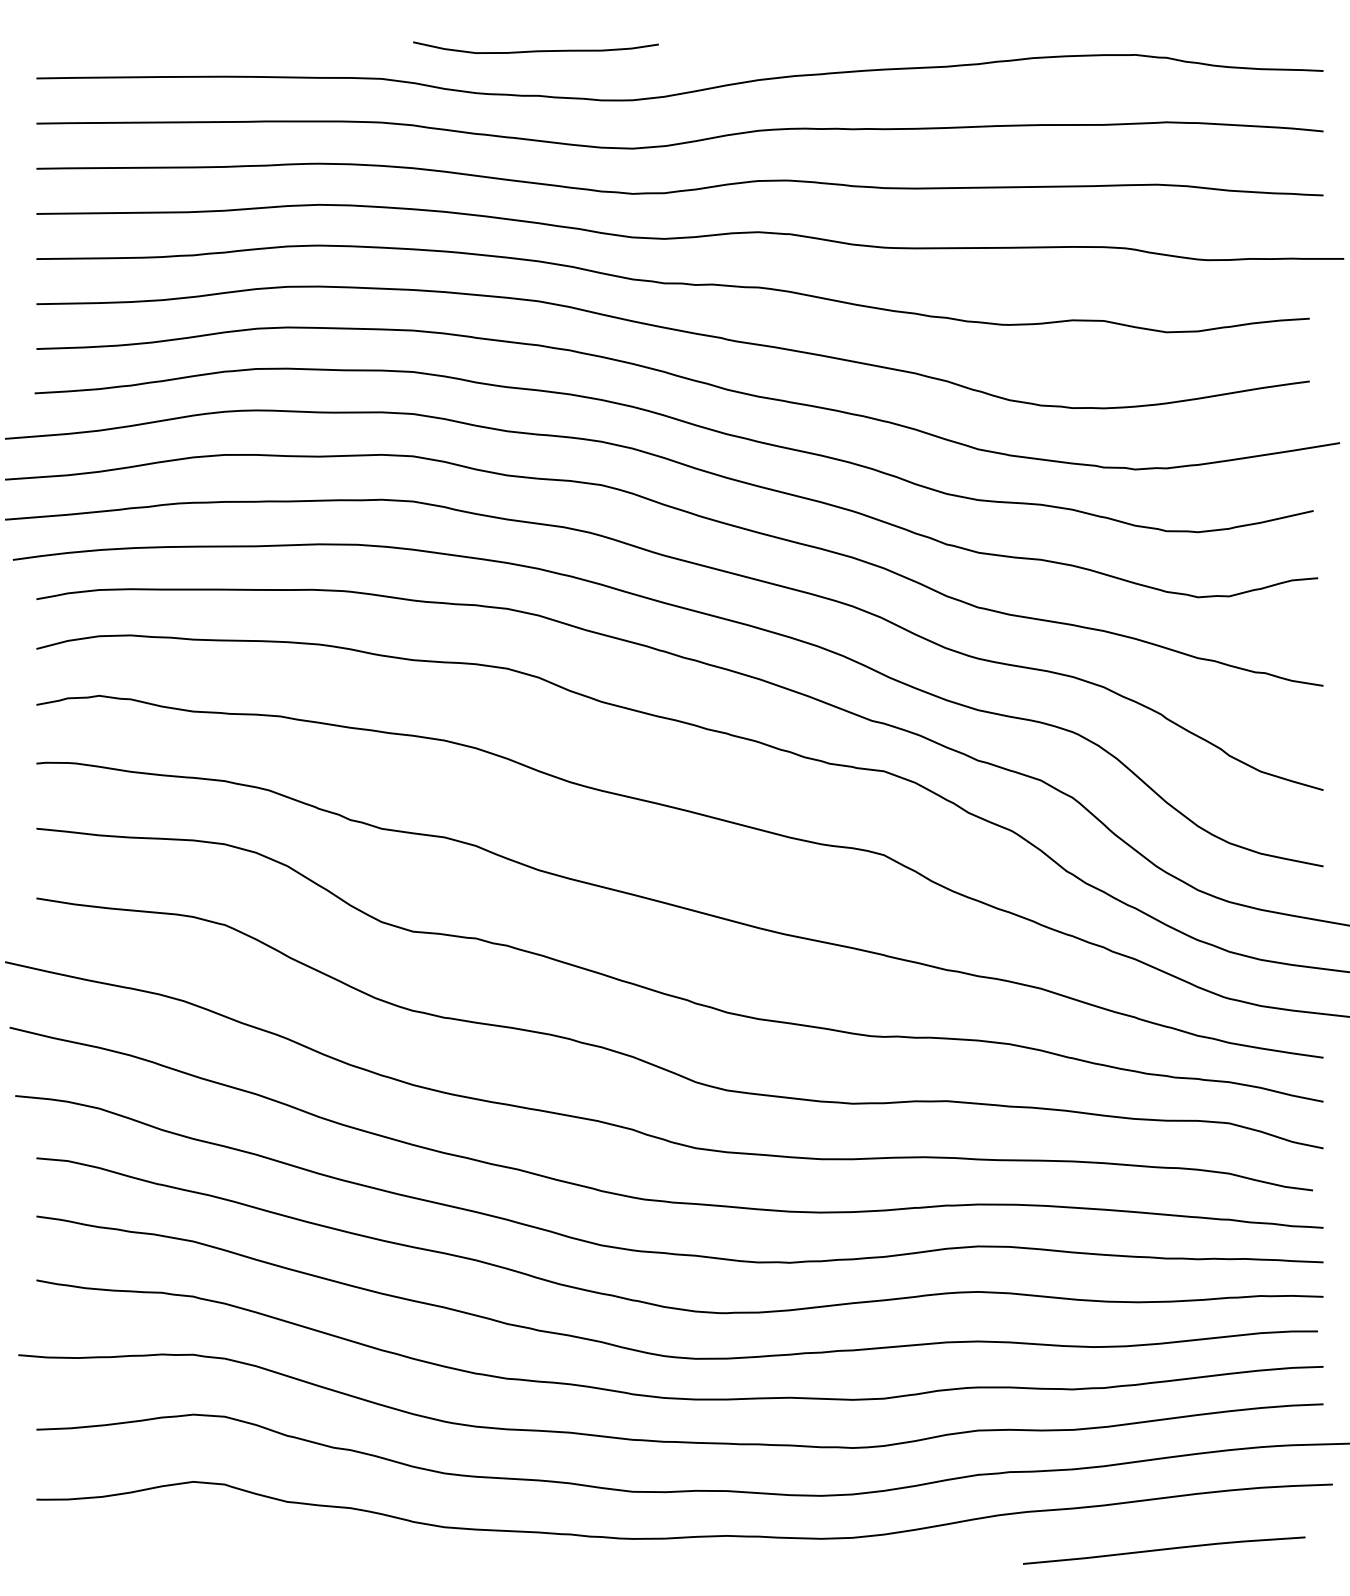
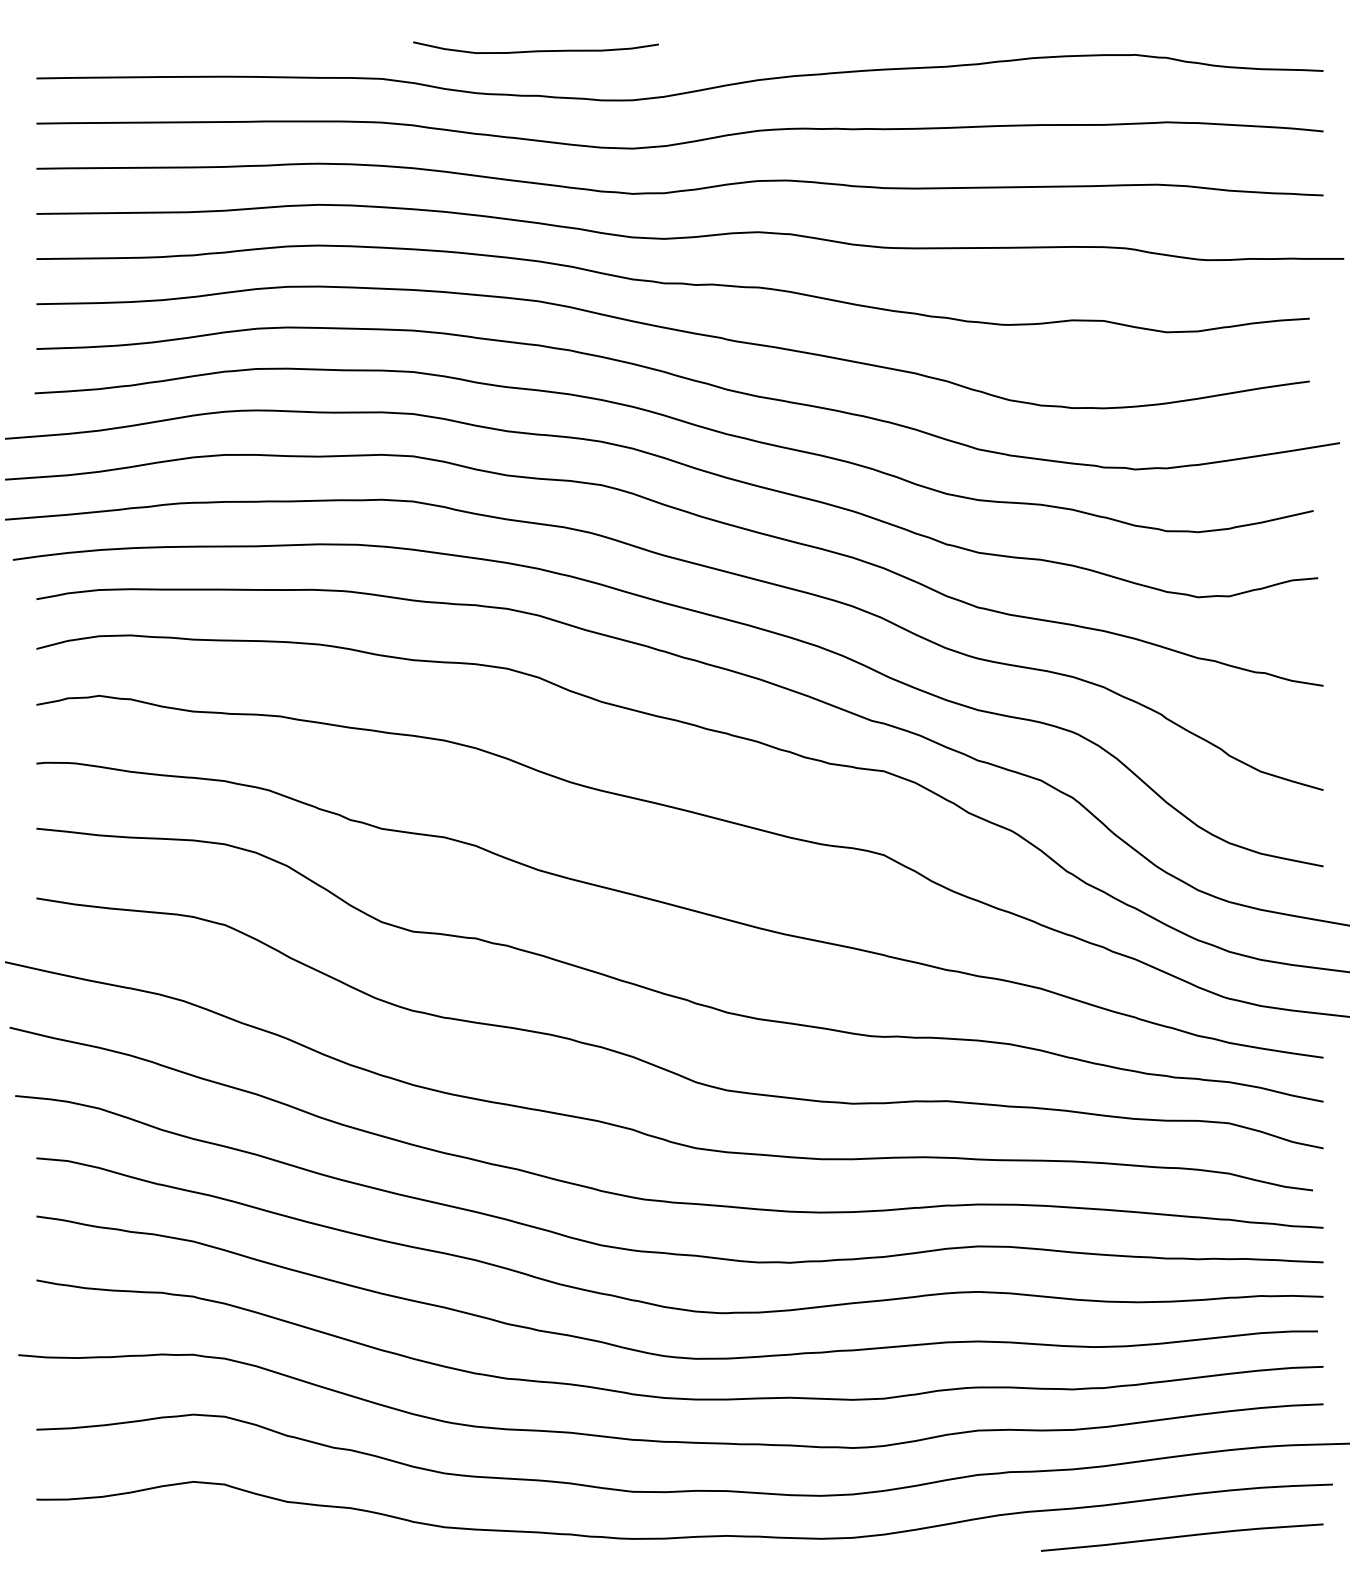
curve position: (1164, 1550) -> (1182, 1537) (1182, 1537)
